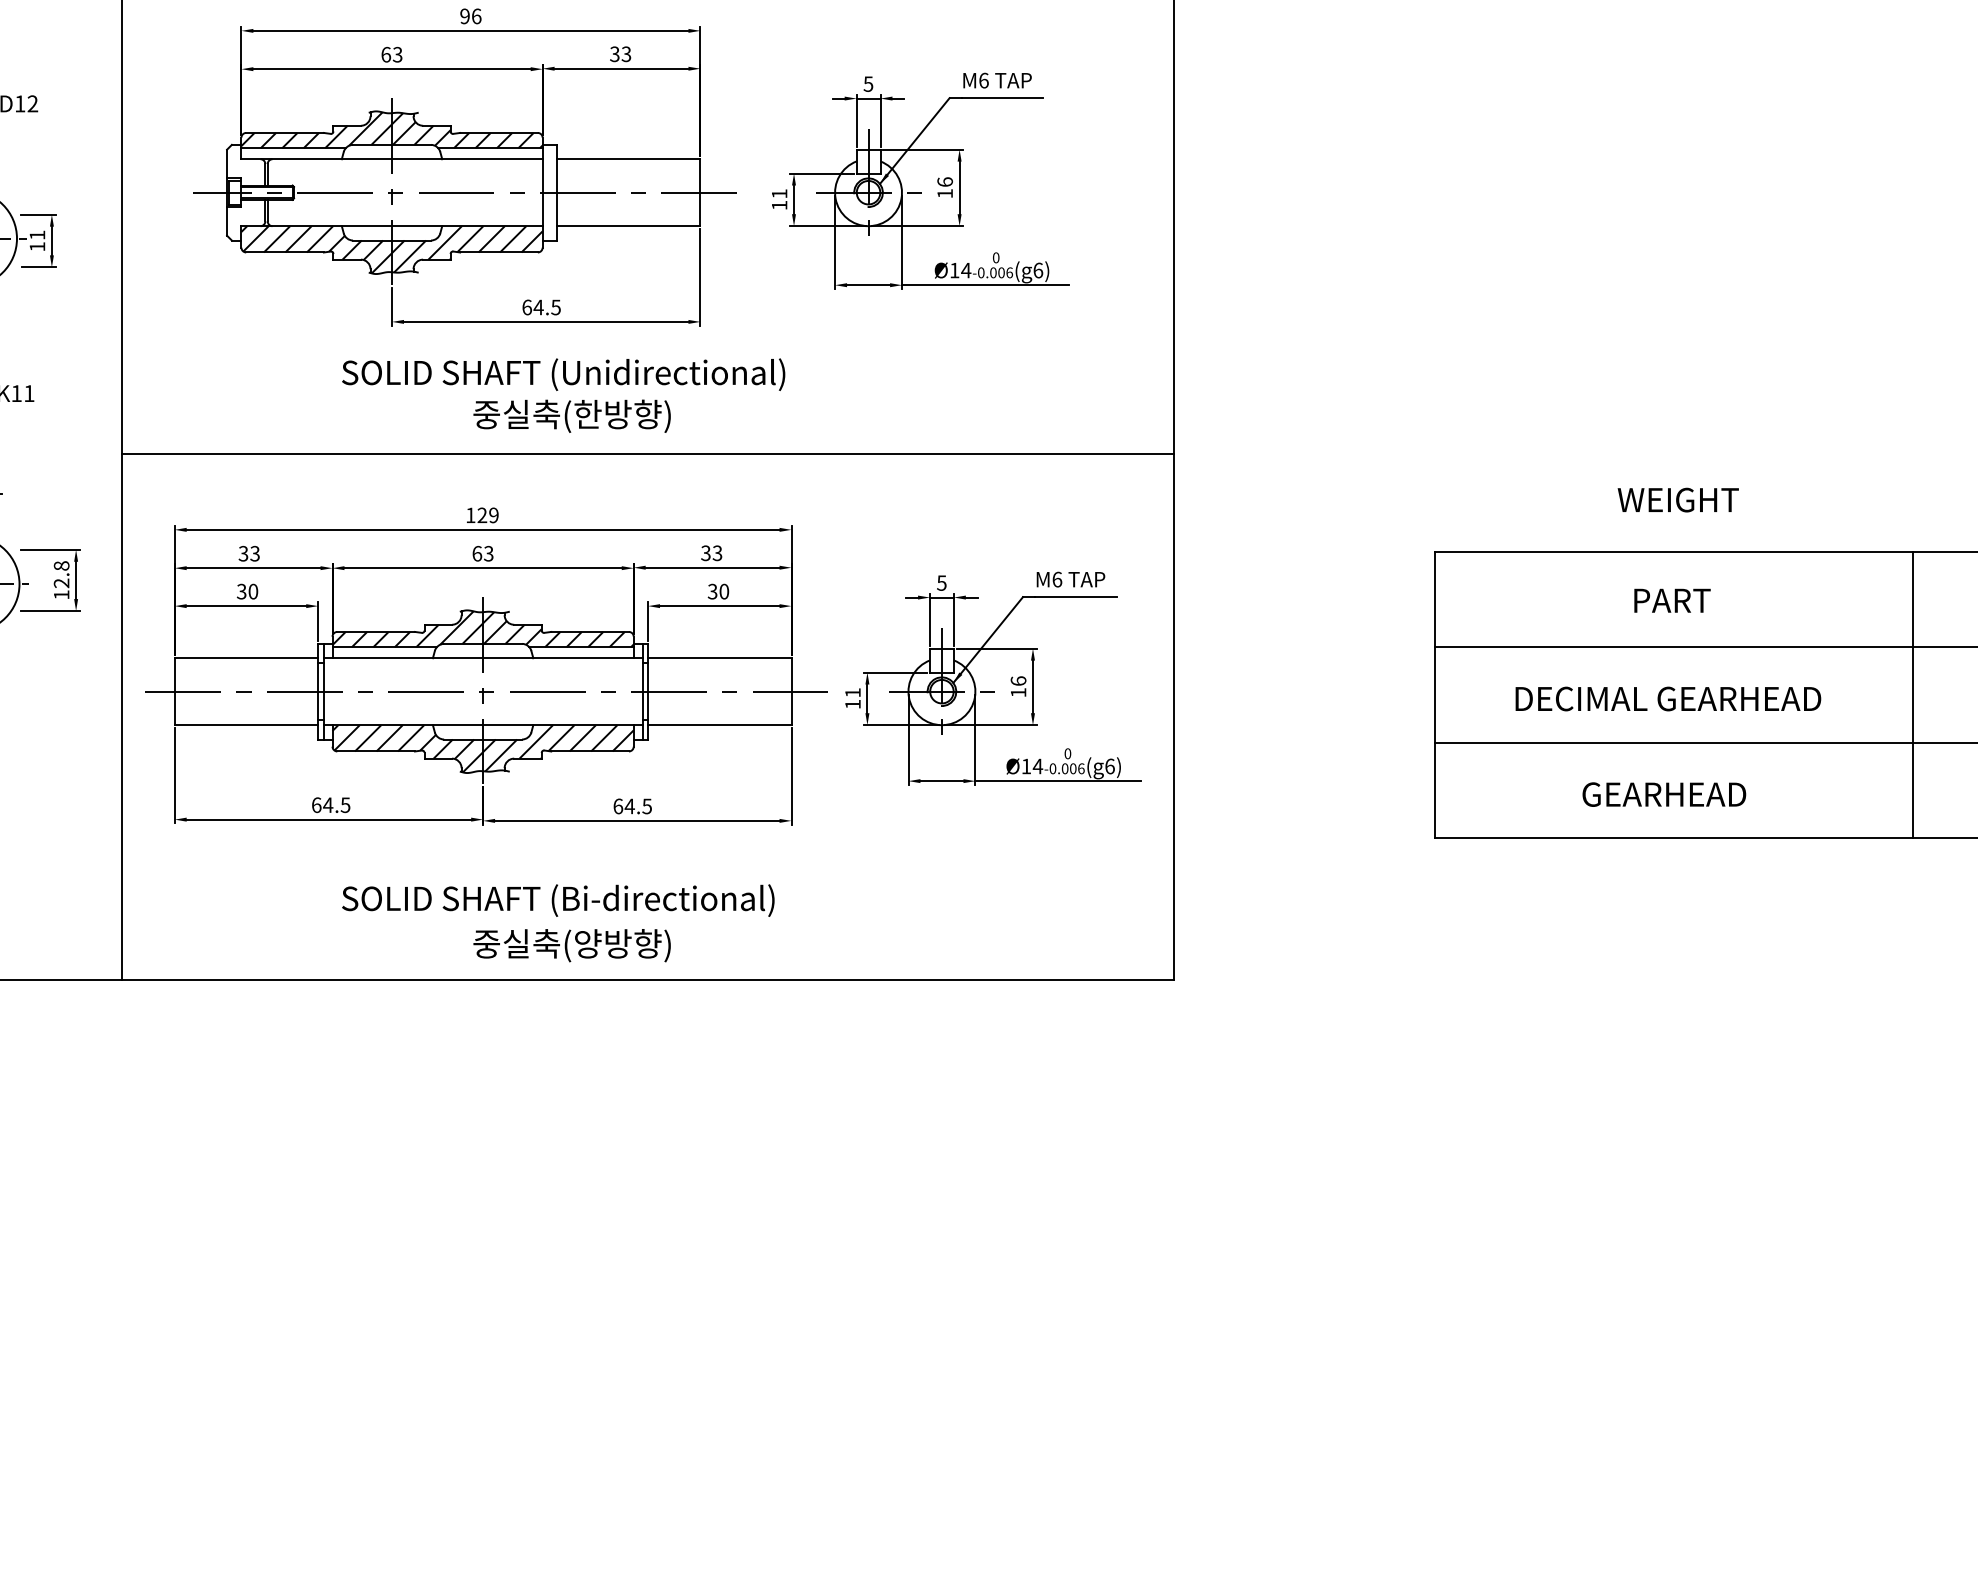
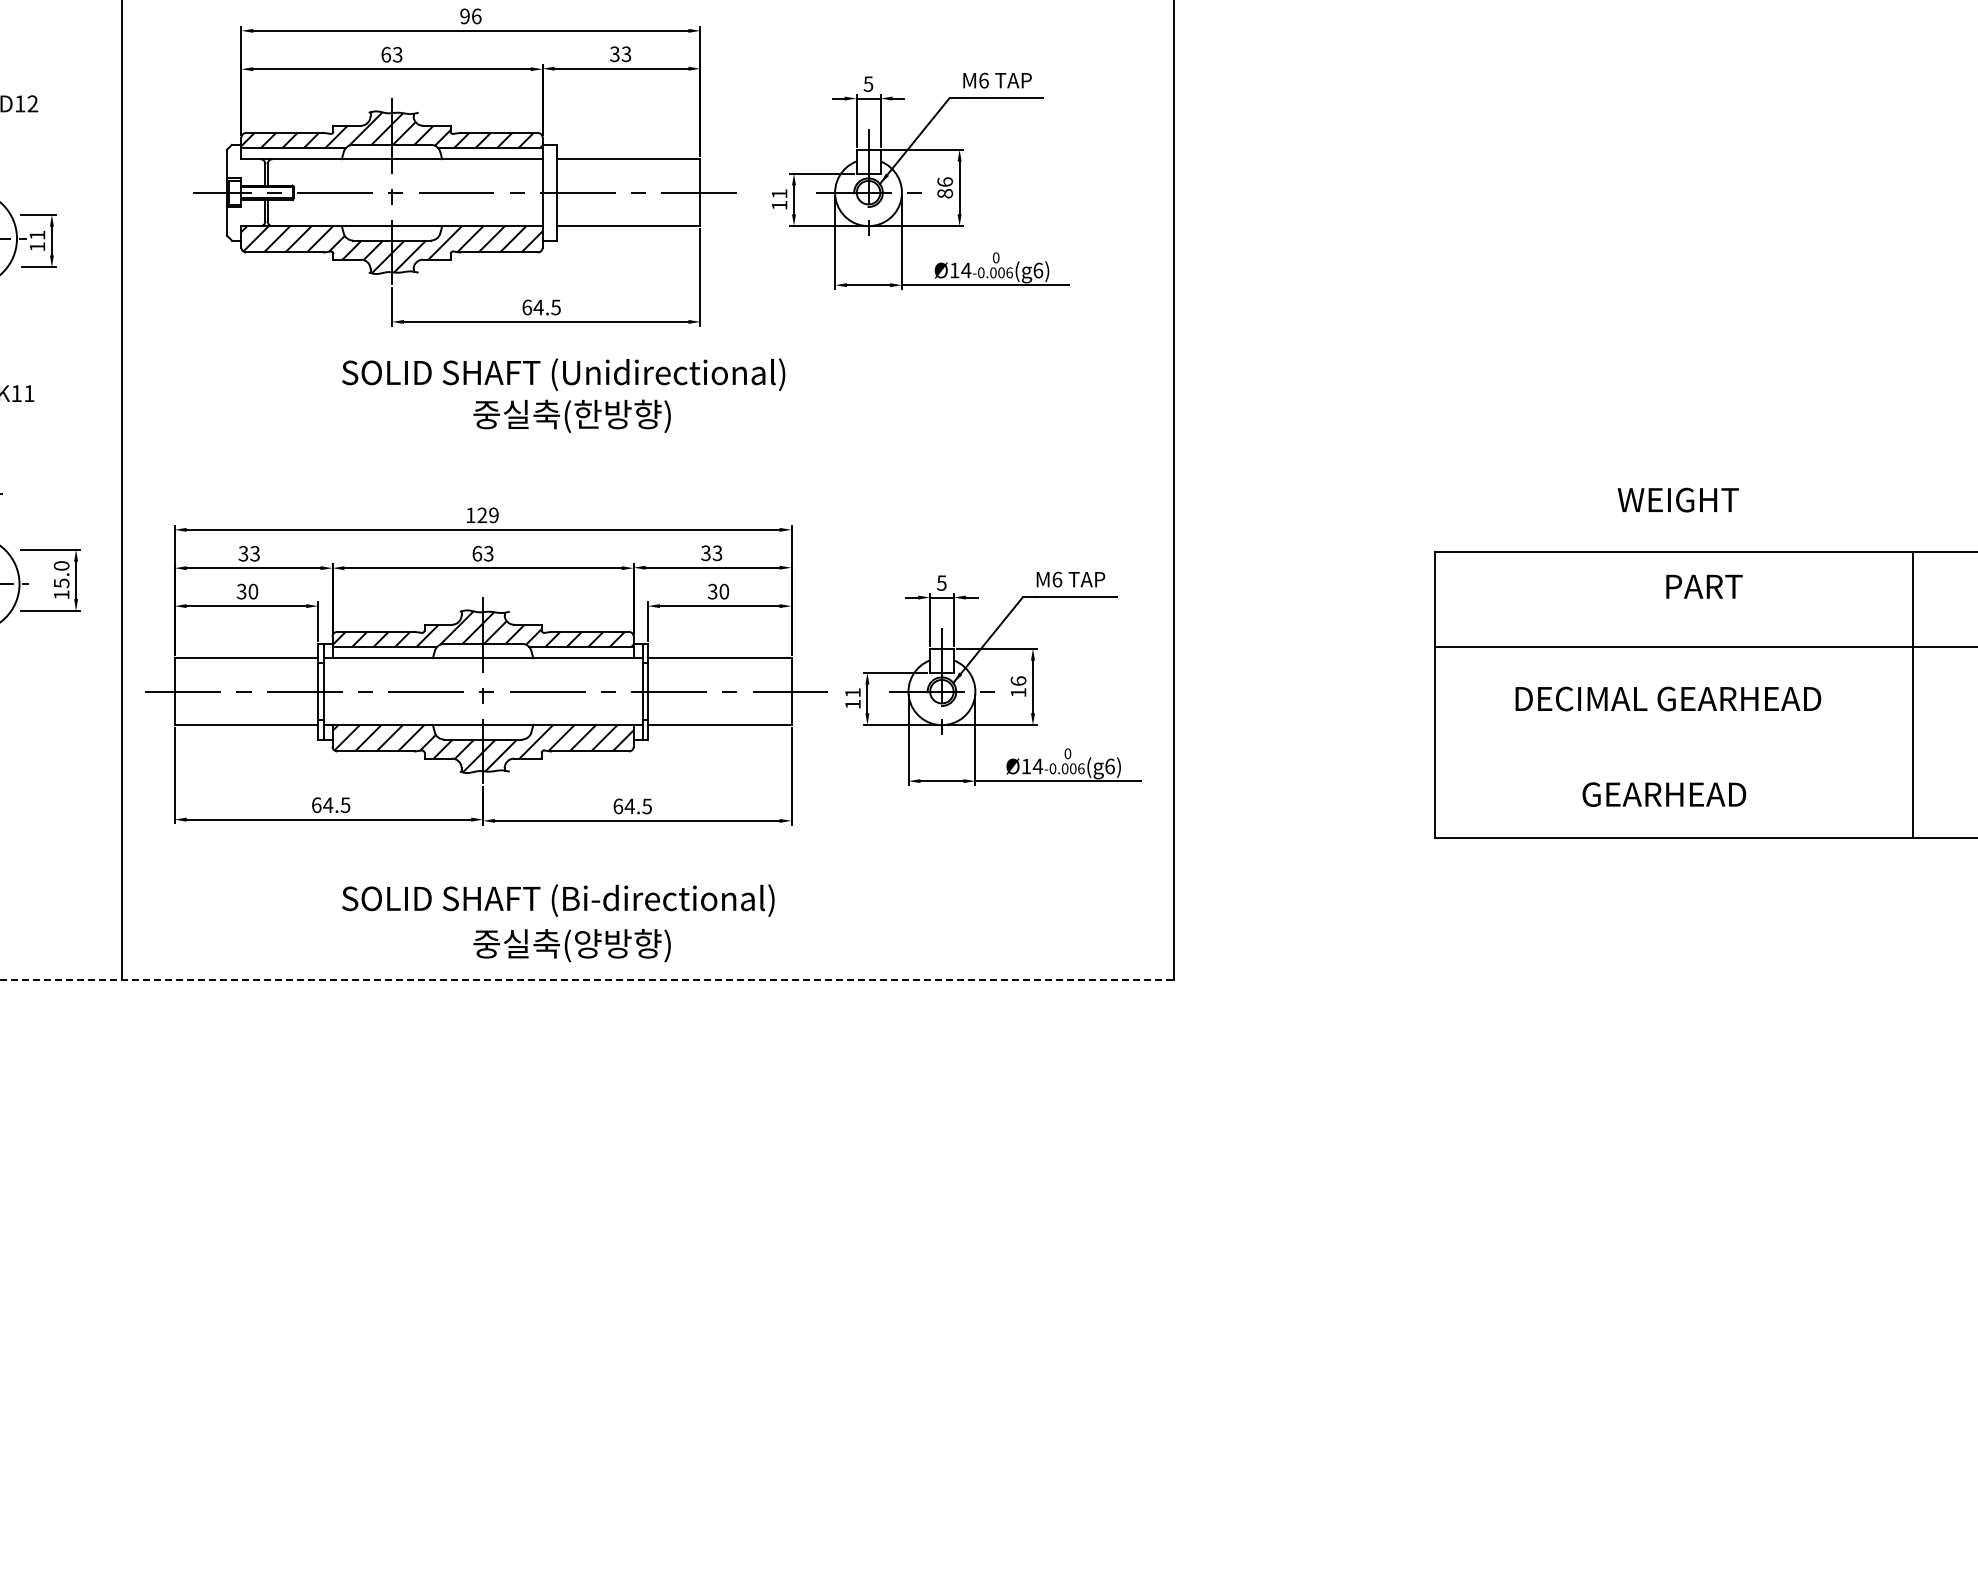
text: 16 -> 86 (945, 193)
line: present -> none (648, 453)
text: 12.8 -> 15.0 (61, 574)
text position: (1672, 600) -> (1704, 586) (1704, 586)
line: present -> none (1704, 742)
line: solid -> dashed (587, 979)
